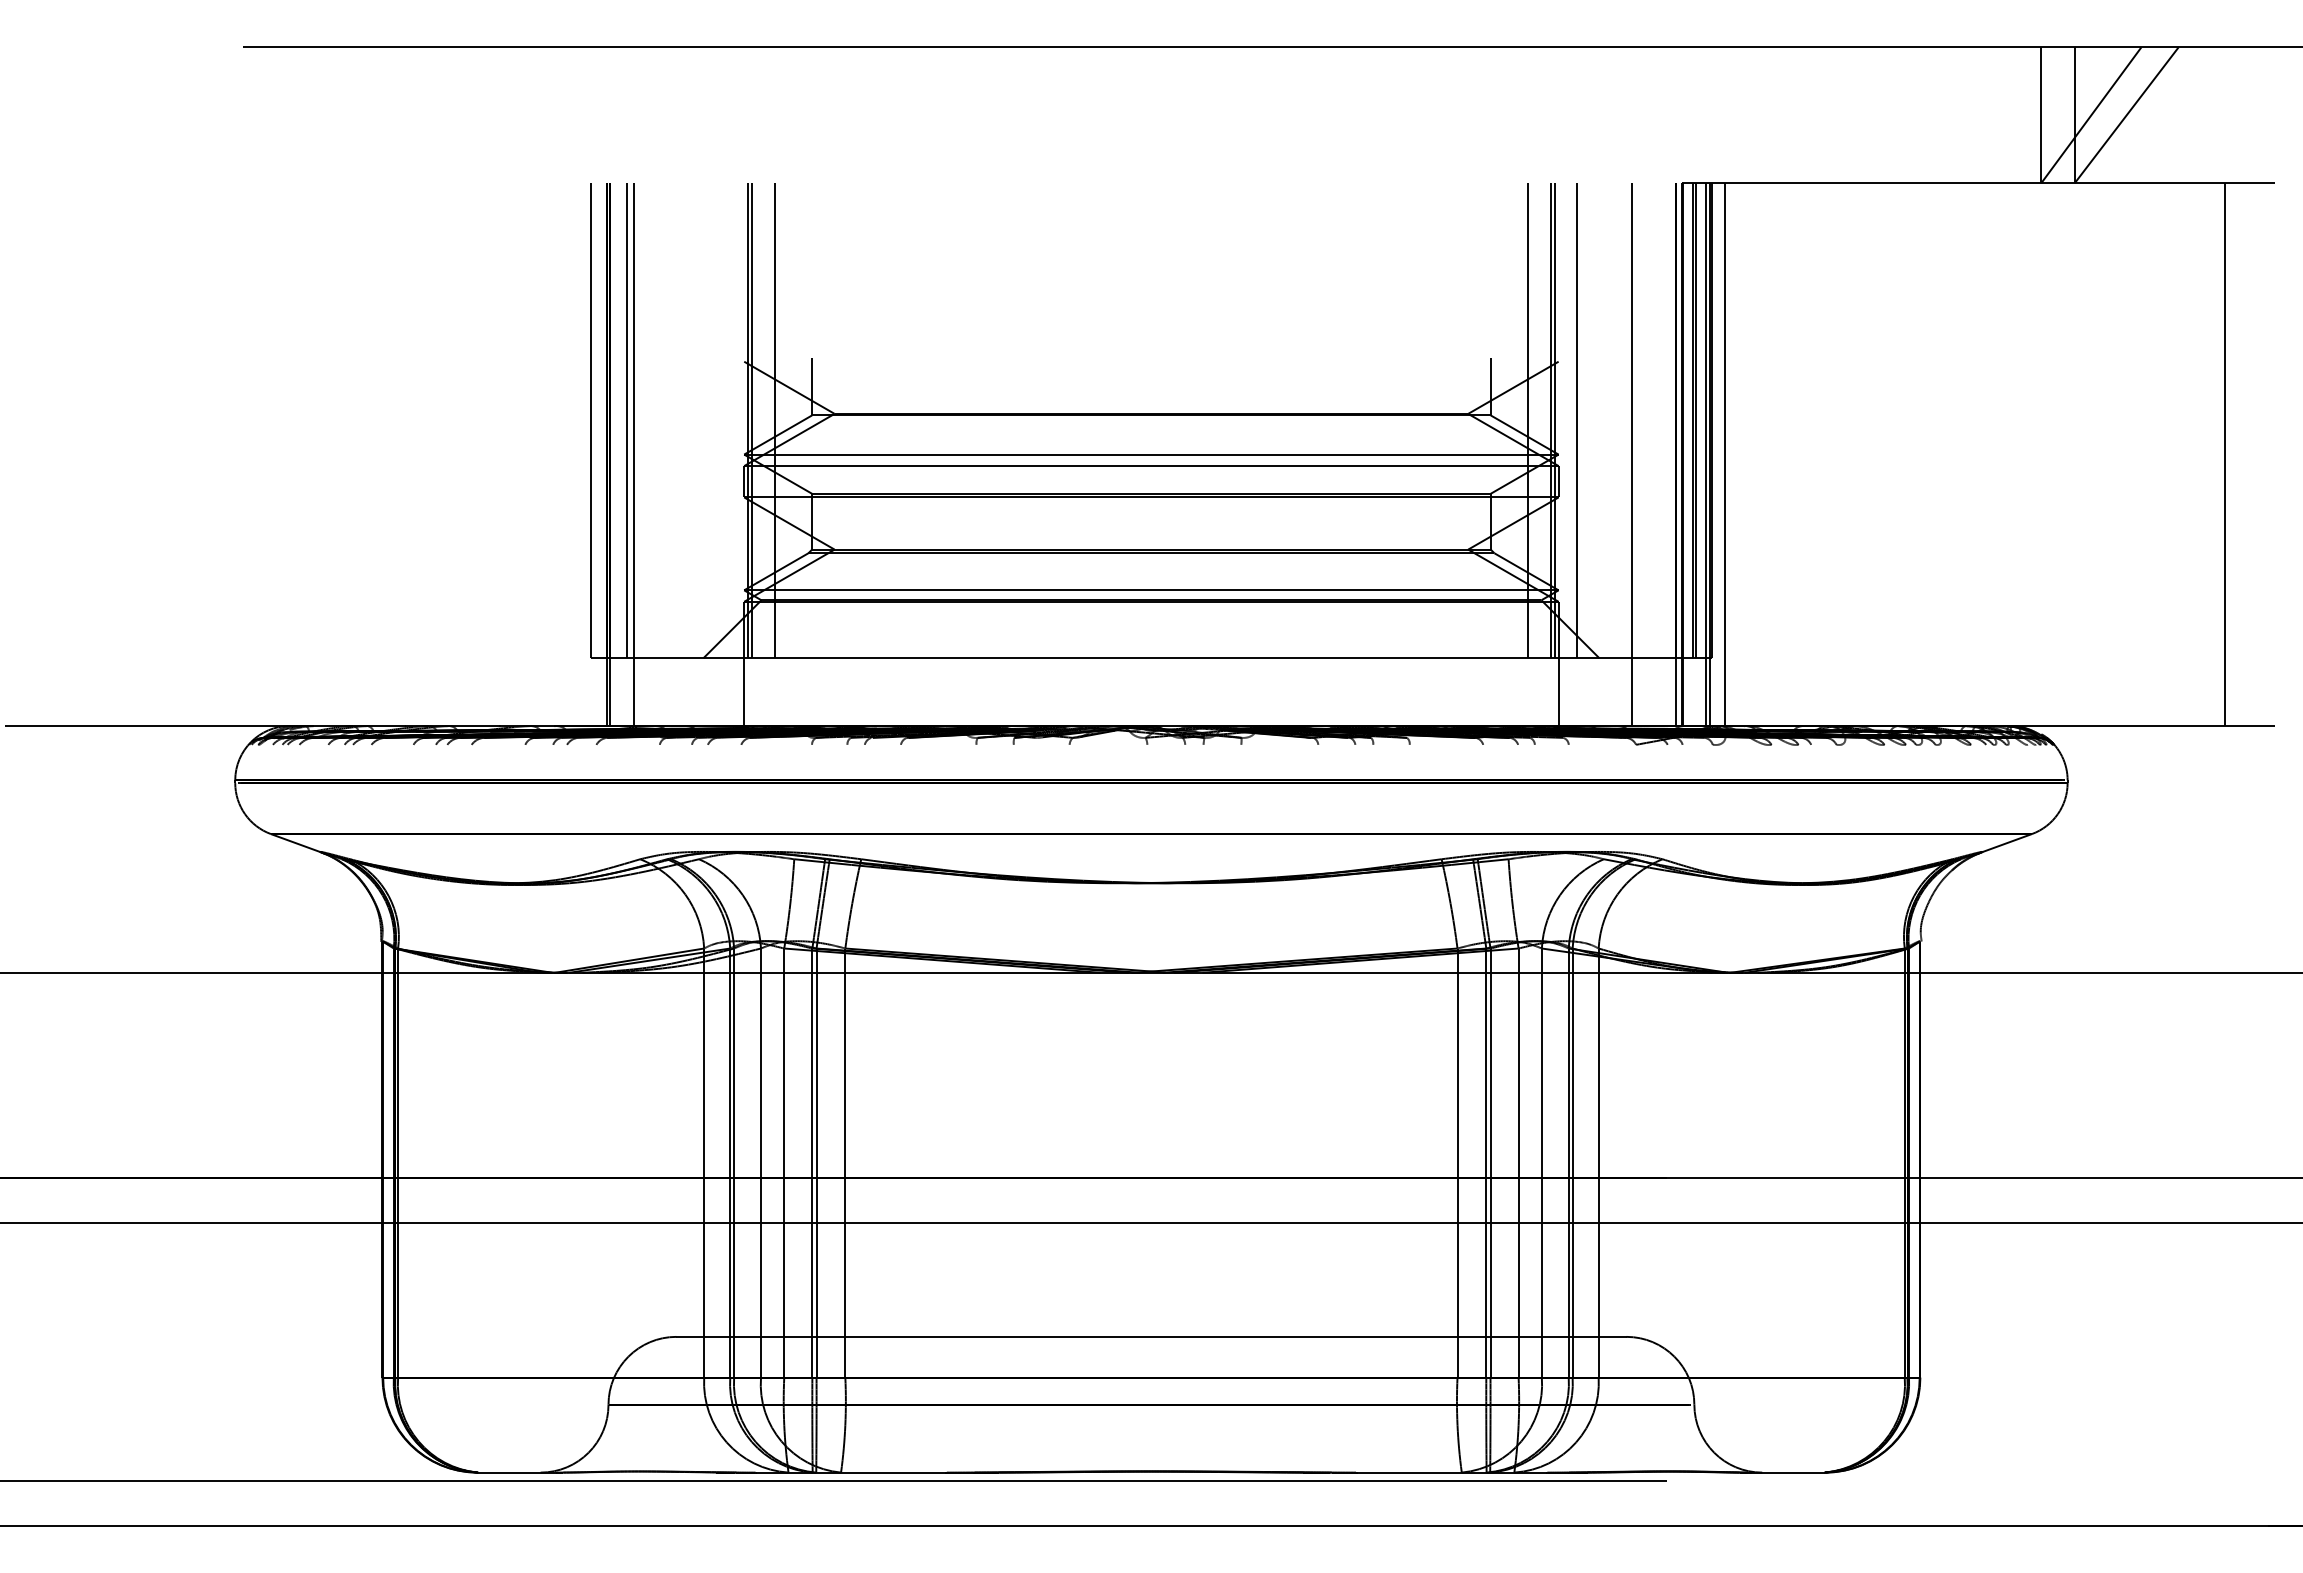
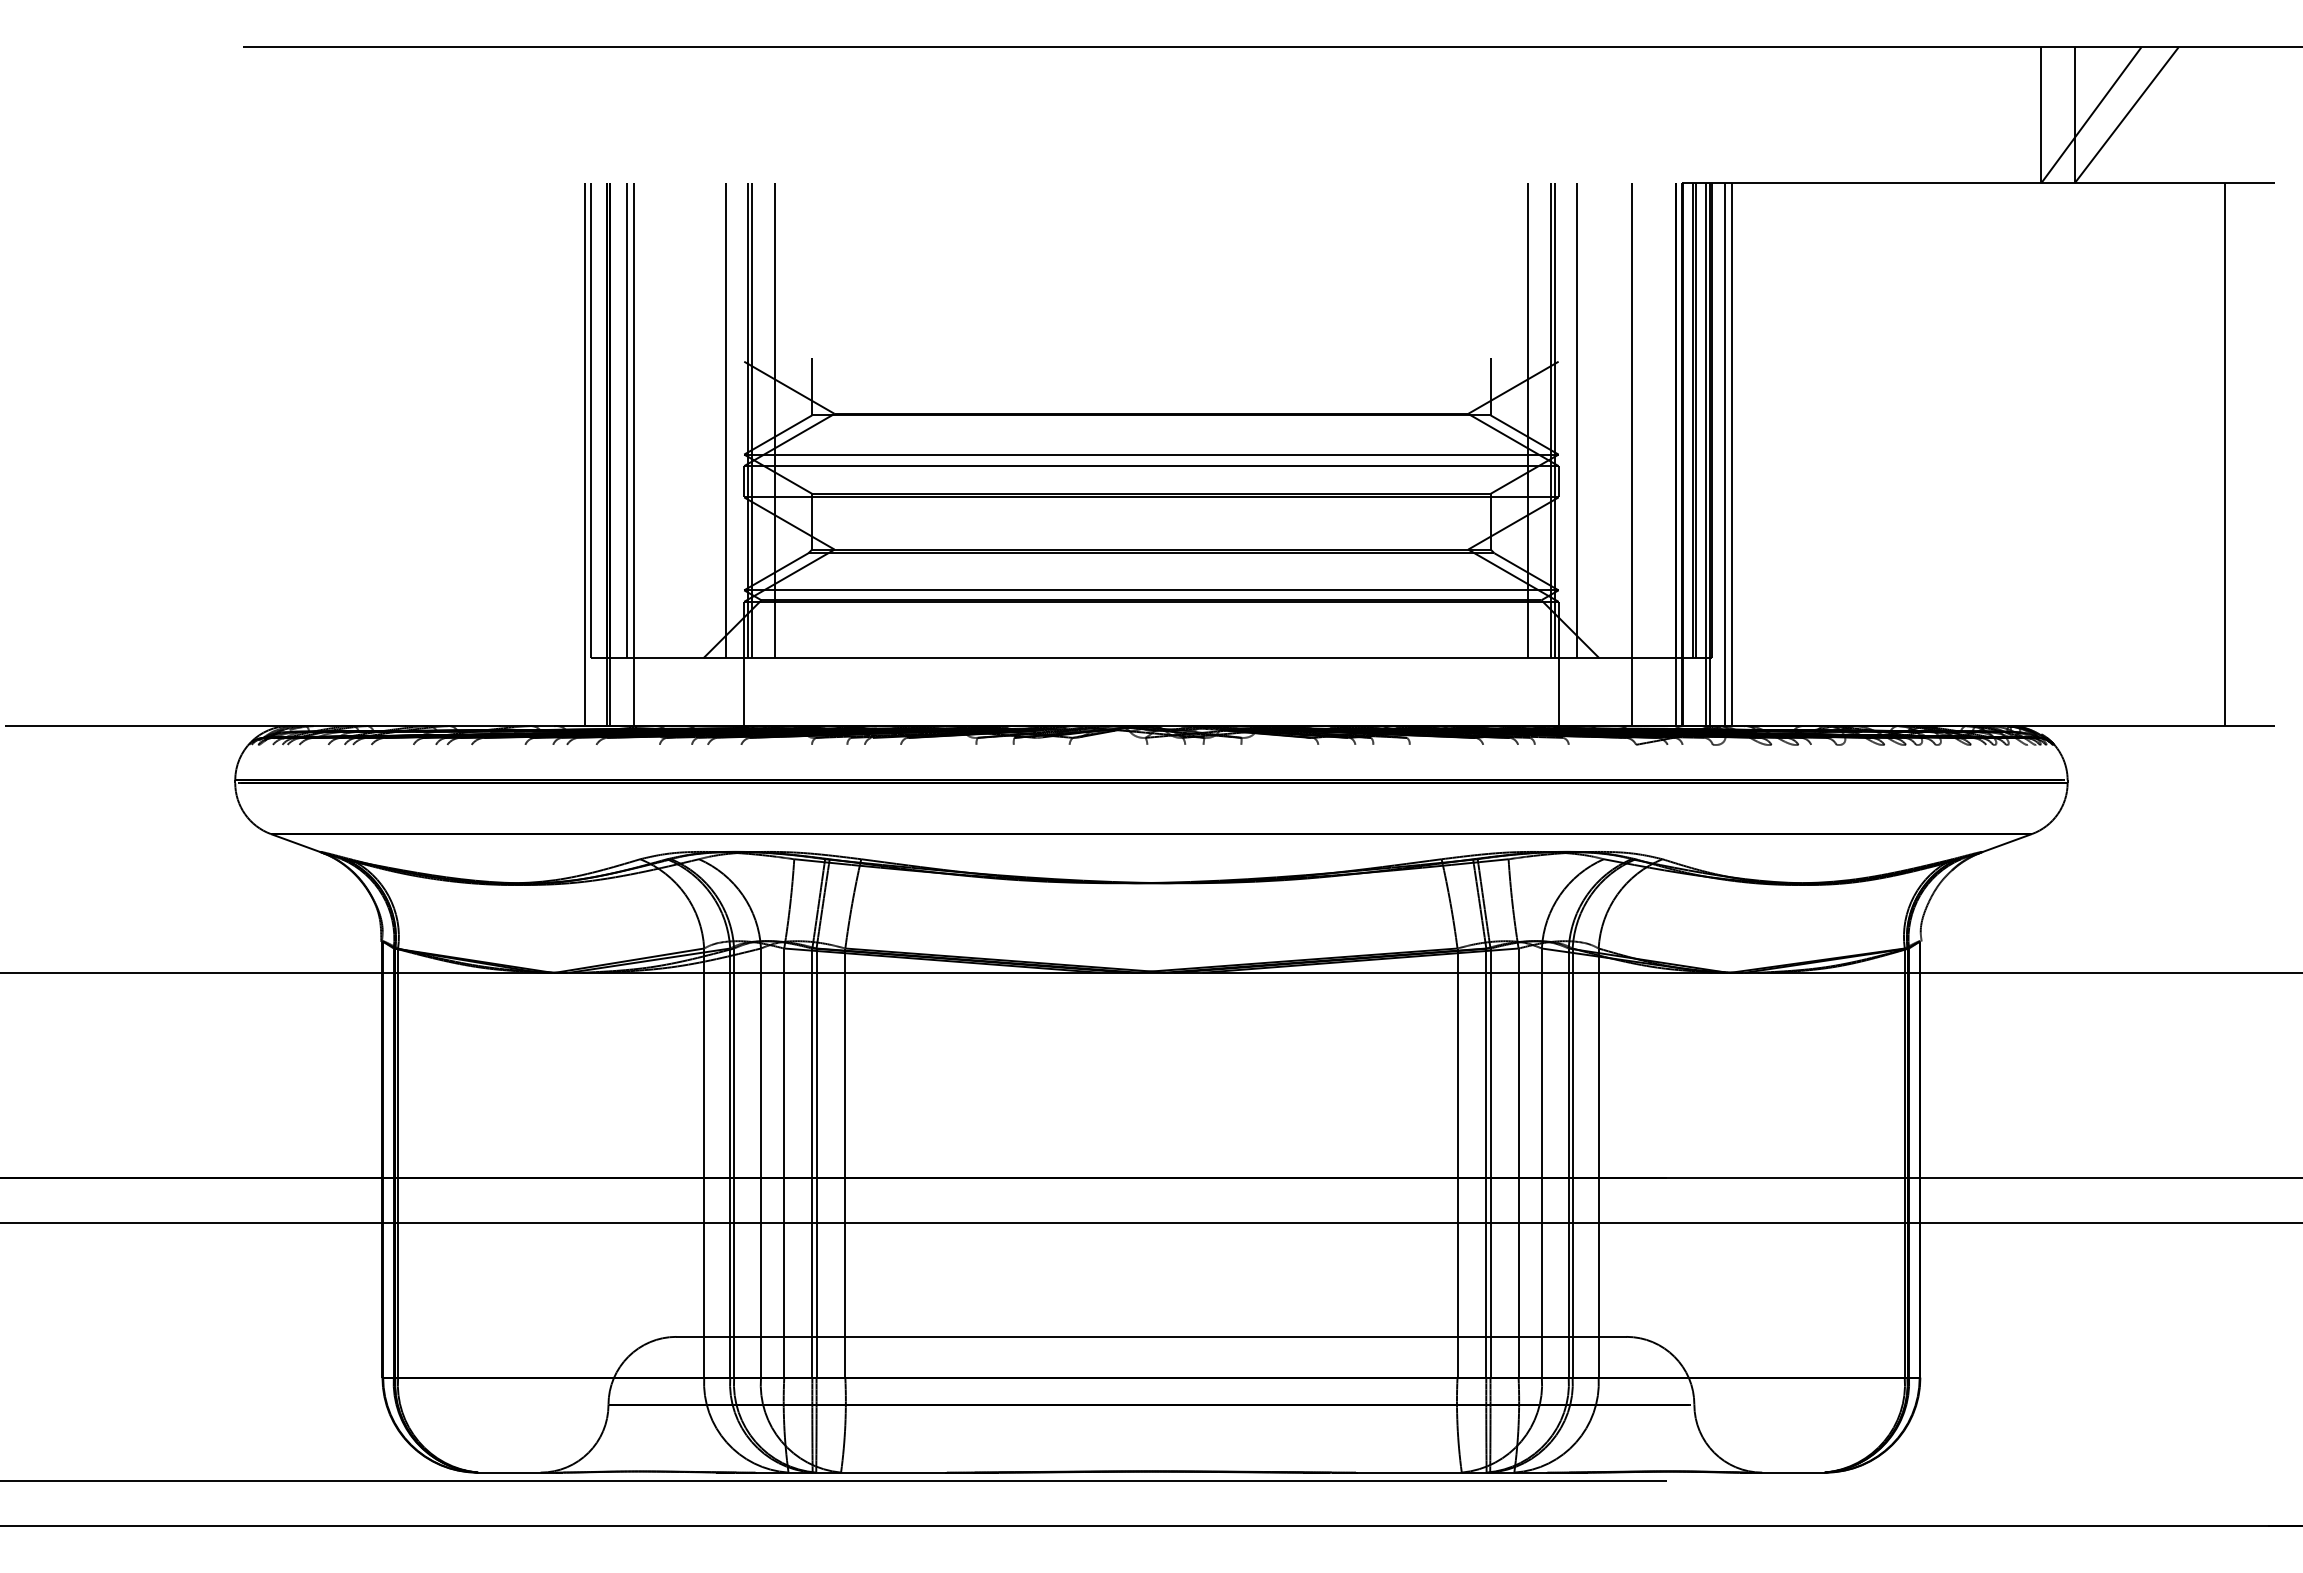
line: none -> present (725, 420)
line: none -> present (584, 454)
line: none -> present (1732, 454)
